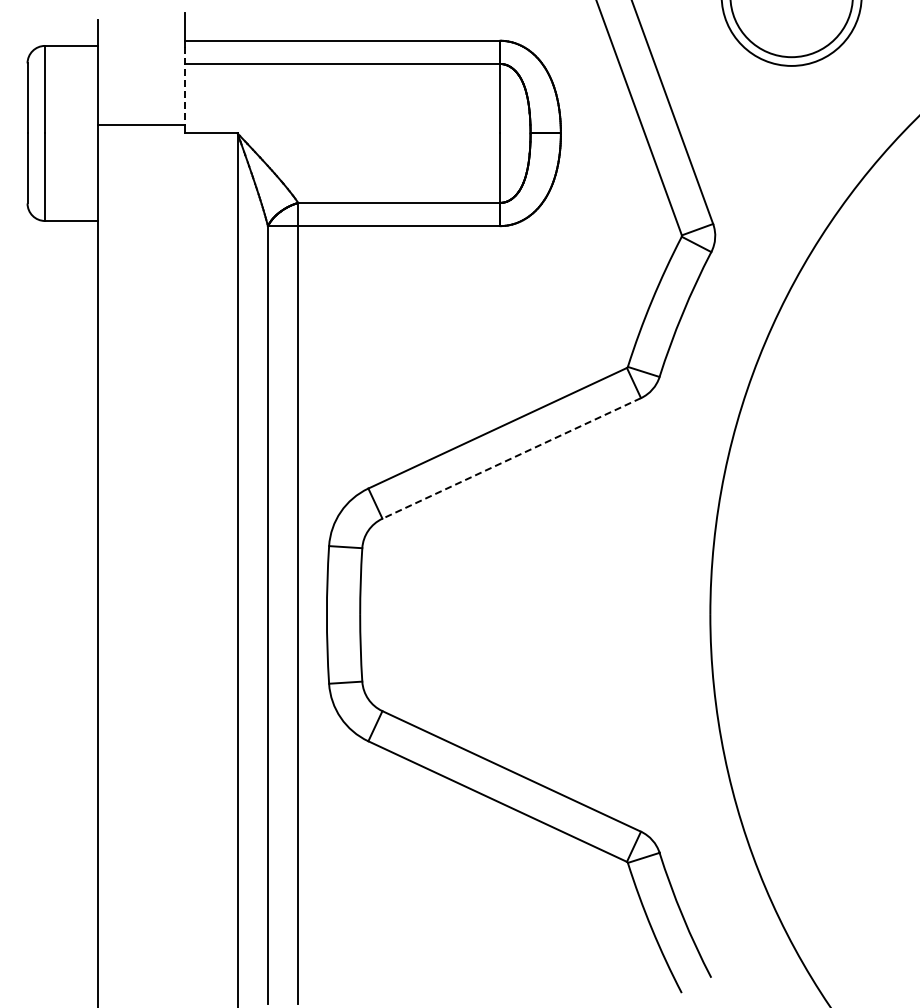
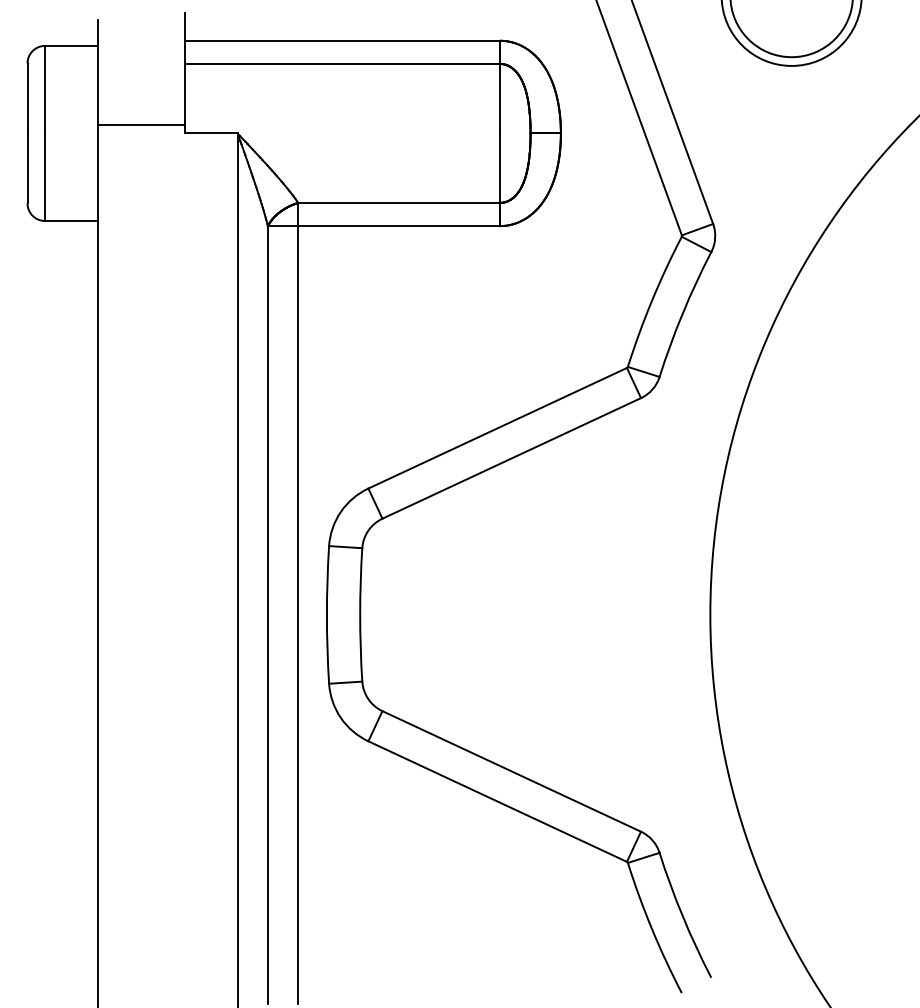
line: dashed -> solid (185, 85)
line: dashed -> solid (511, 458)
